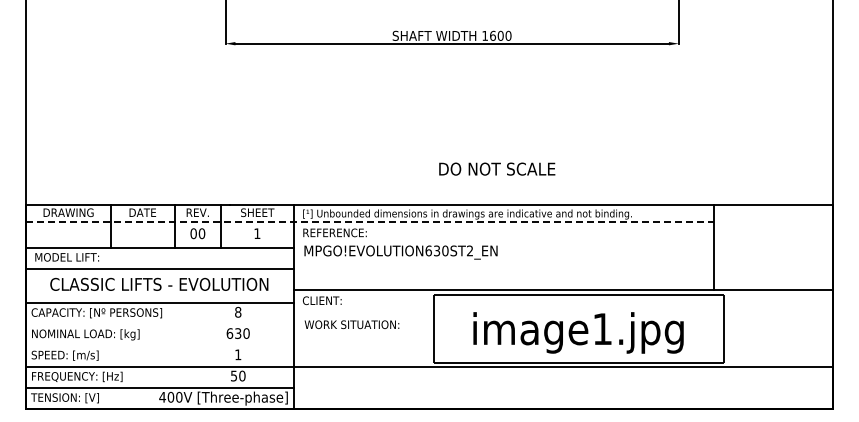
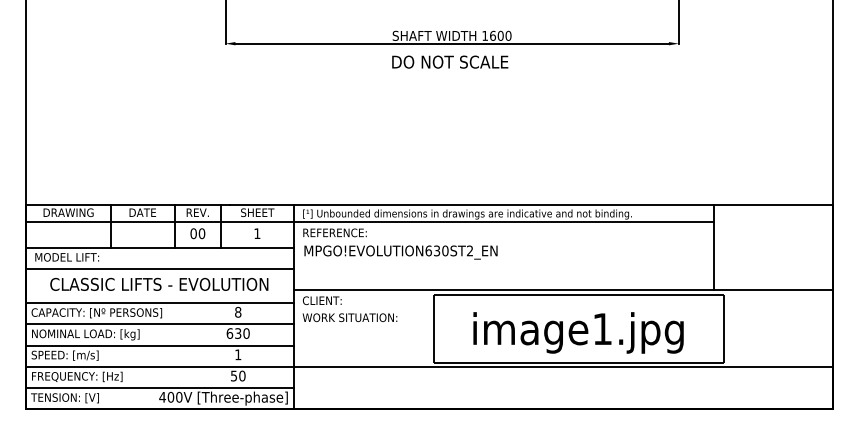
text position: (497, 168) -> (450, 61) (450, 61)
line: dashed -> solid (370, 222)
line: none -> present (159, 324)
text position: (351, 324) -> (349, 317) (349, 317)
line: none -> present (159, 345)
